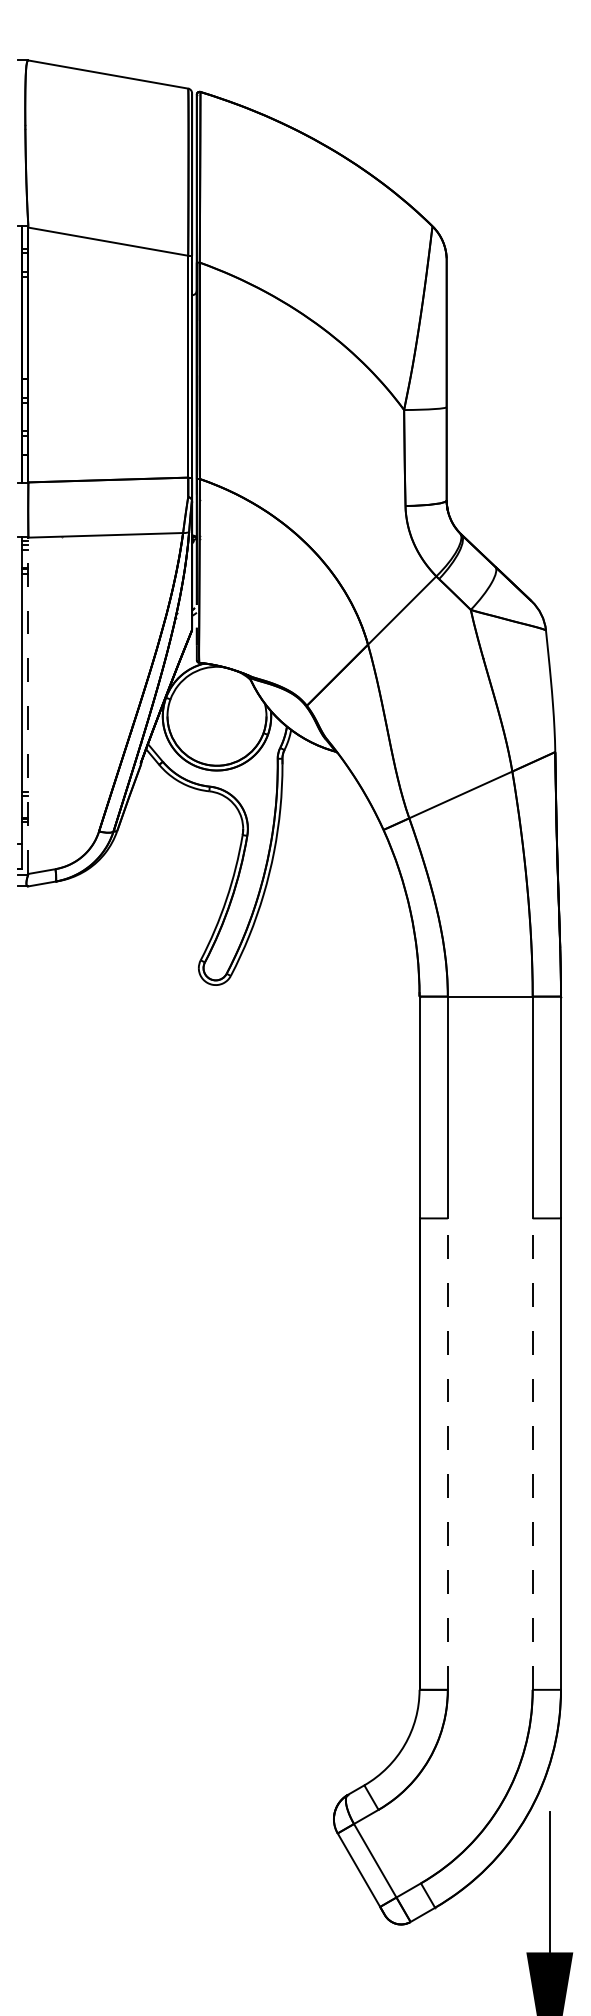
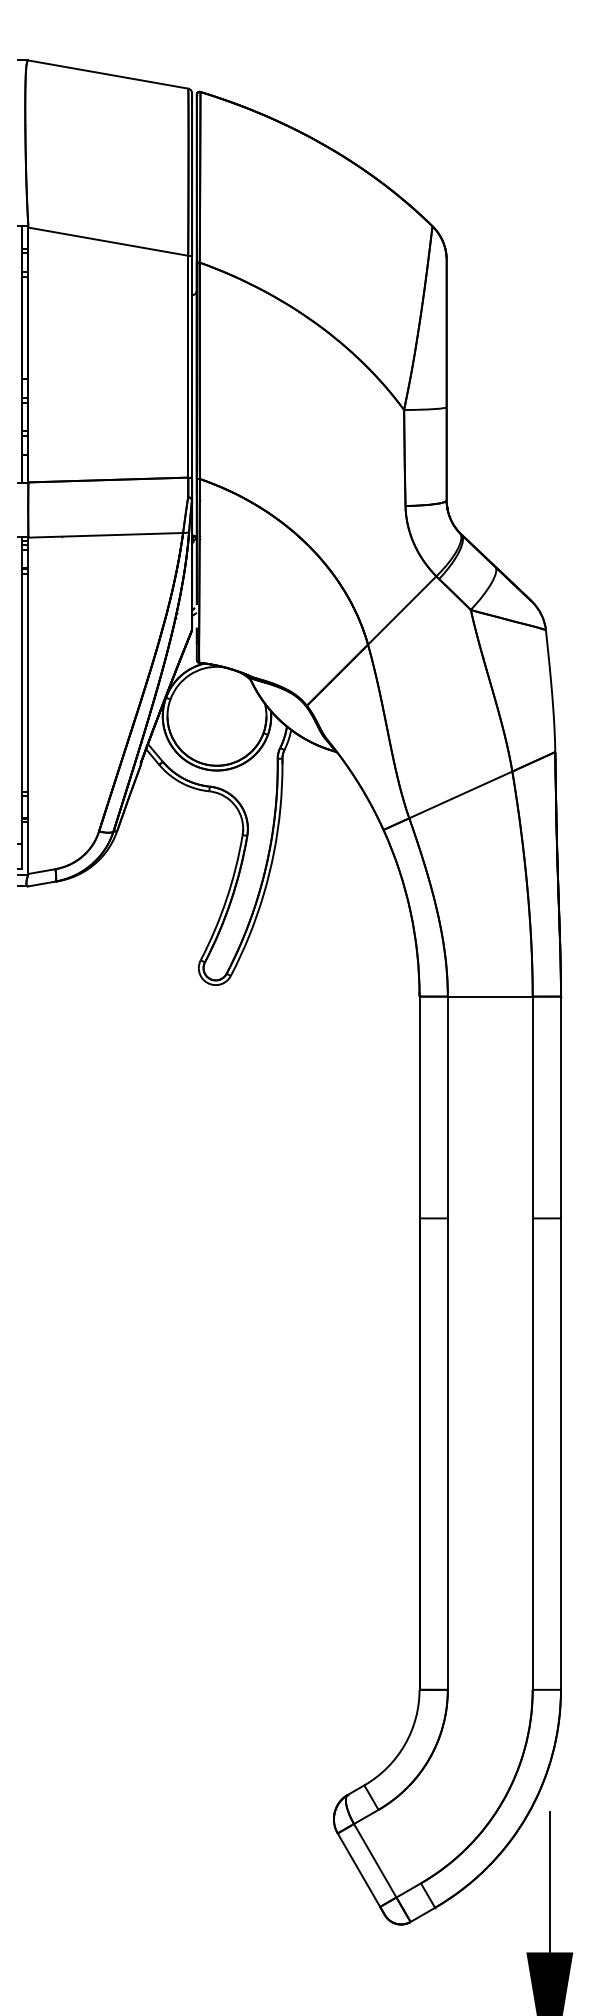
line: dashed -> solid (28, 705)
line: dashed -> solid (447, 1454)
line: dashed -> solid (532, 1454)
